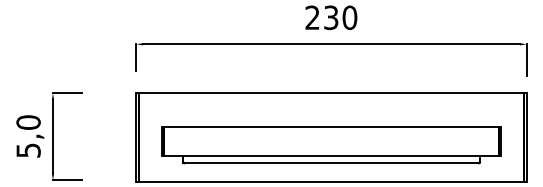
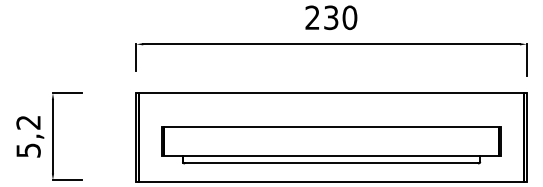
text: 5,0 -> 5,2 (28, 122)
